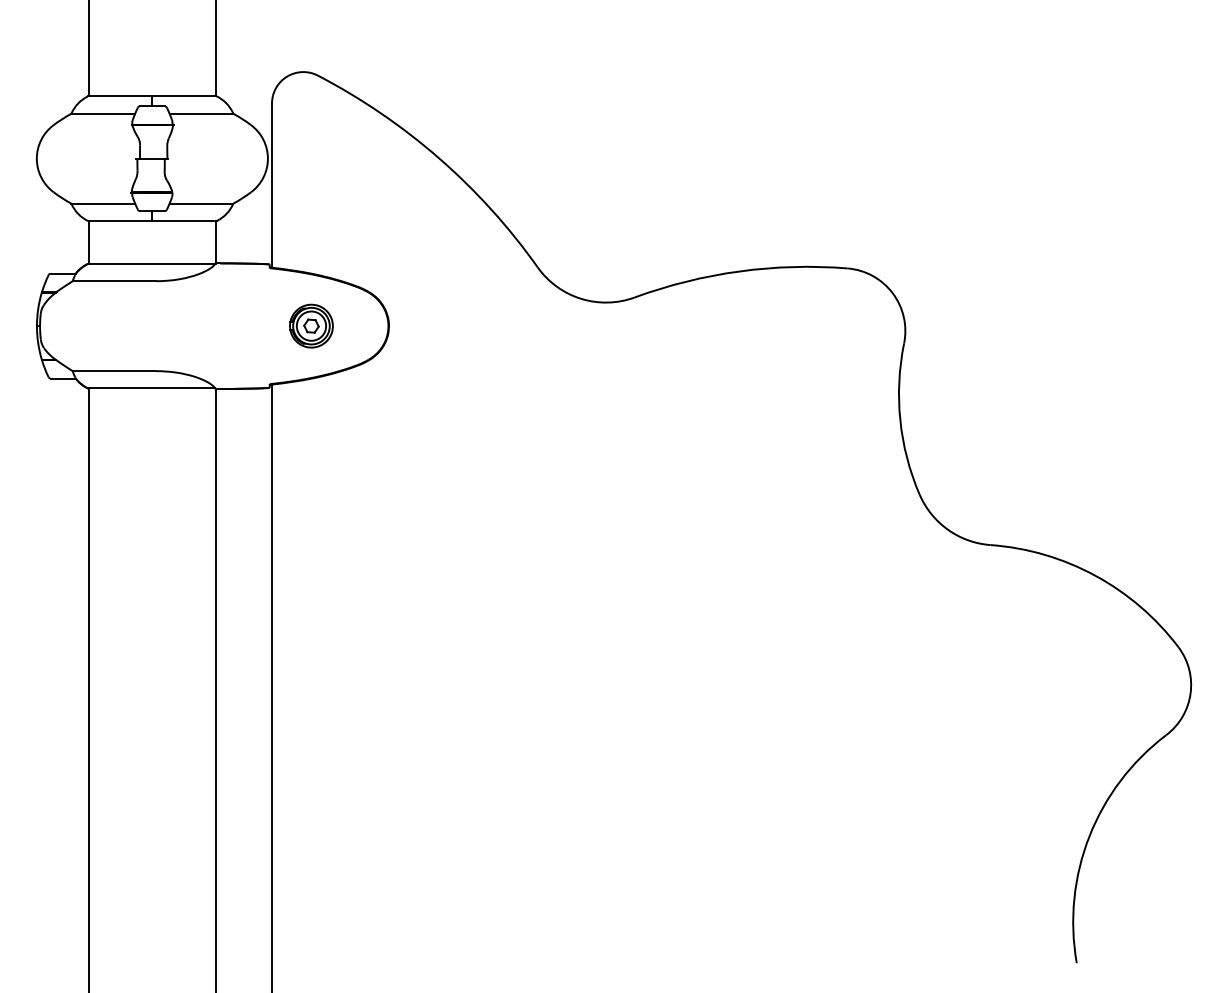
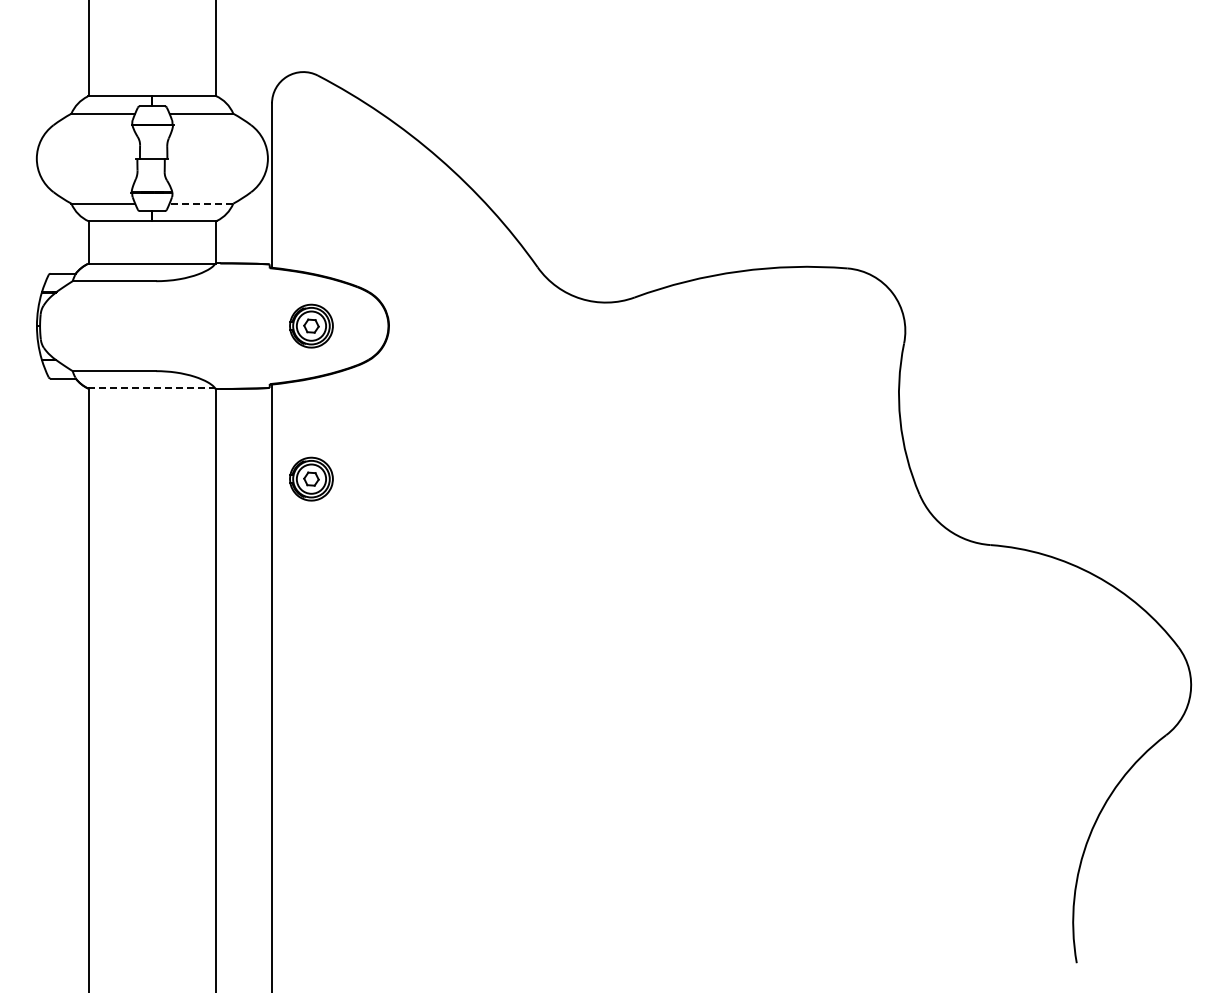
line: solid -> dashed (201, 203)
line: solid -> dashed (152, 388)
part: none -> present (311, 478)
